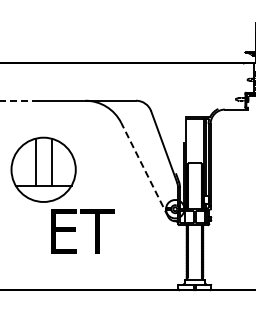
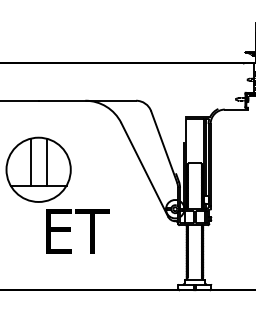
line: dashed -> solid (19, 100)
line: dashed -> solid (144, 169)
part position: (62, 194) -> (57, 194) (57, 194)
